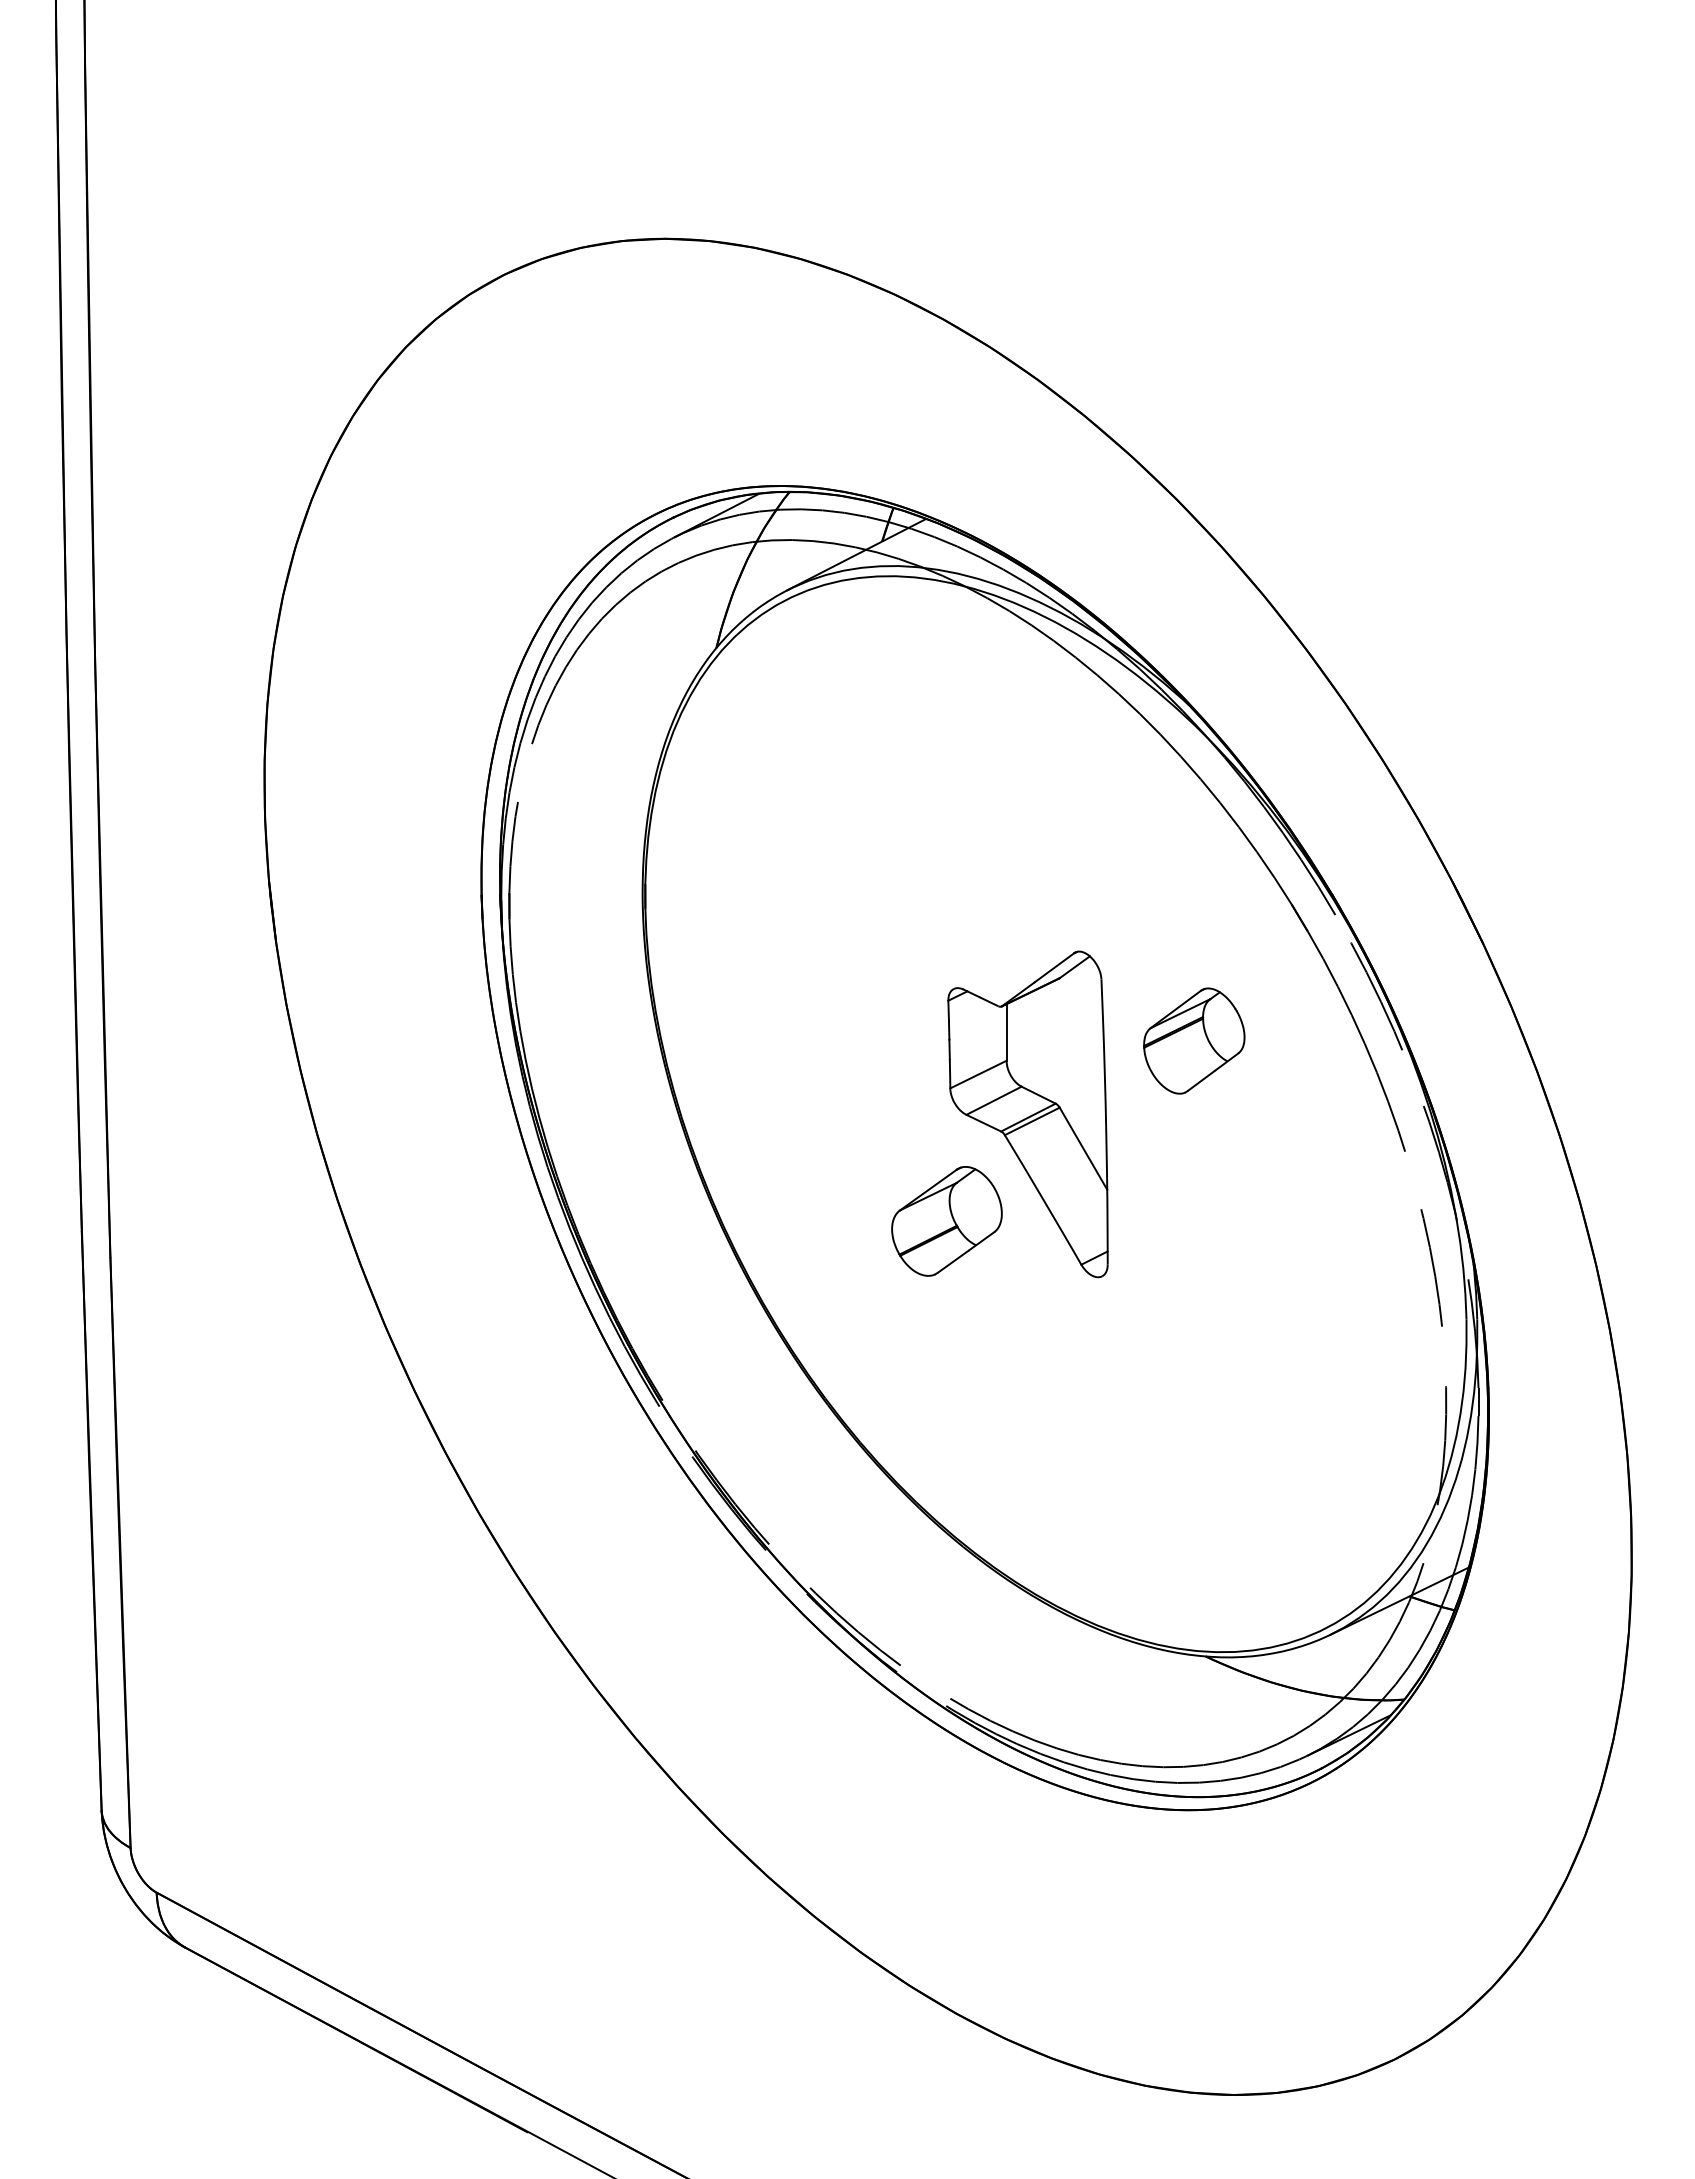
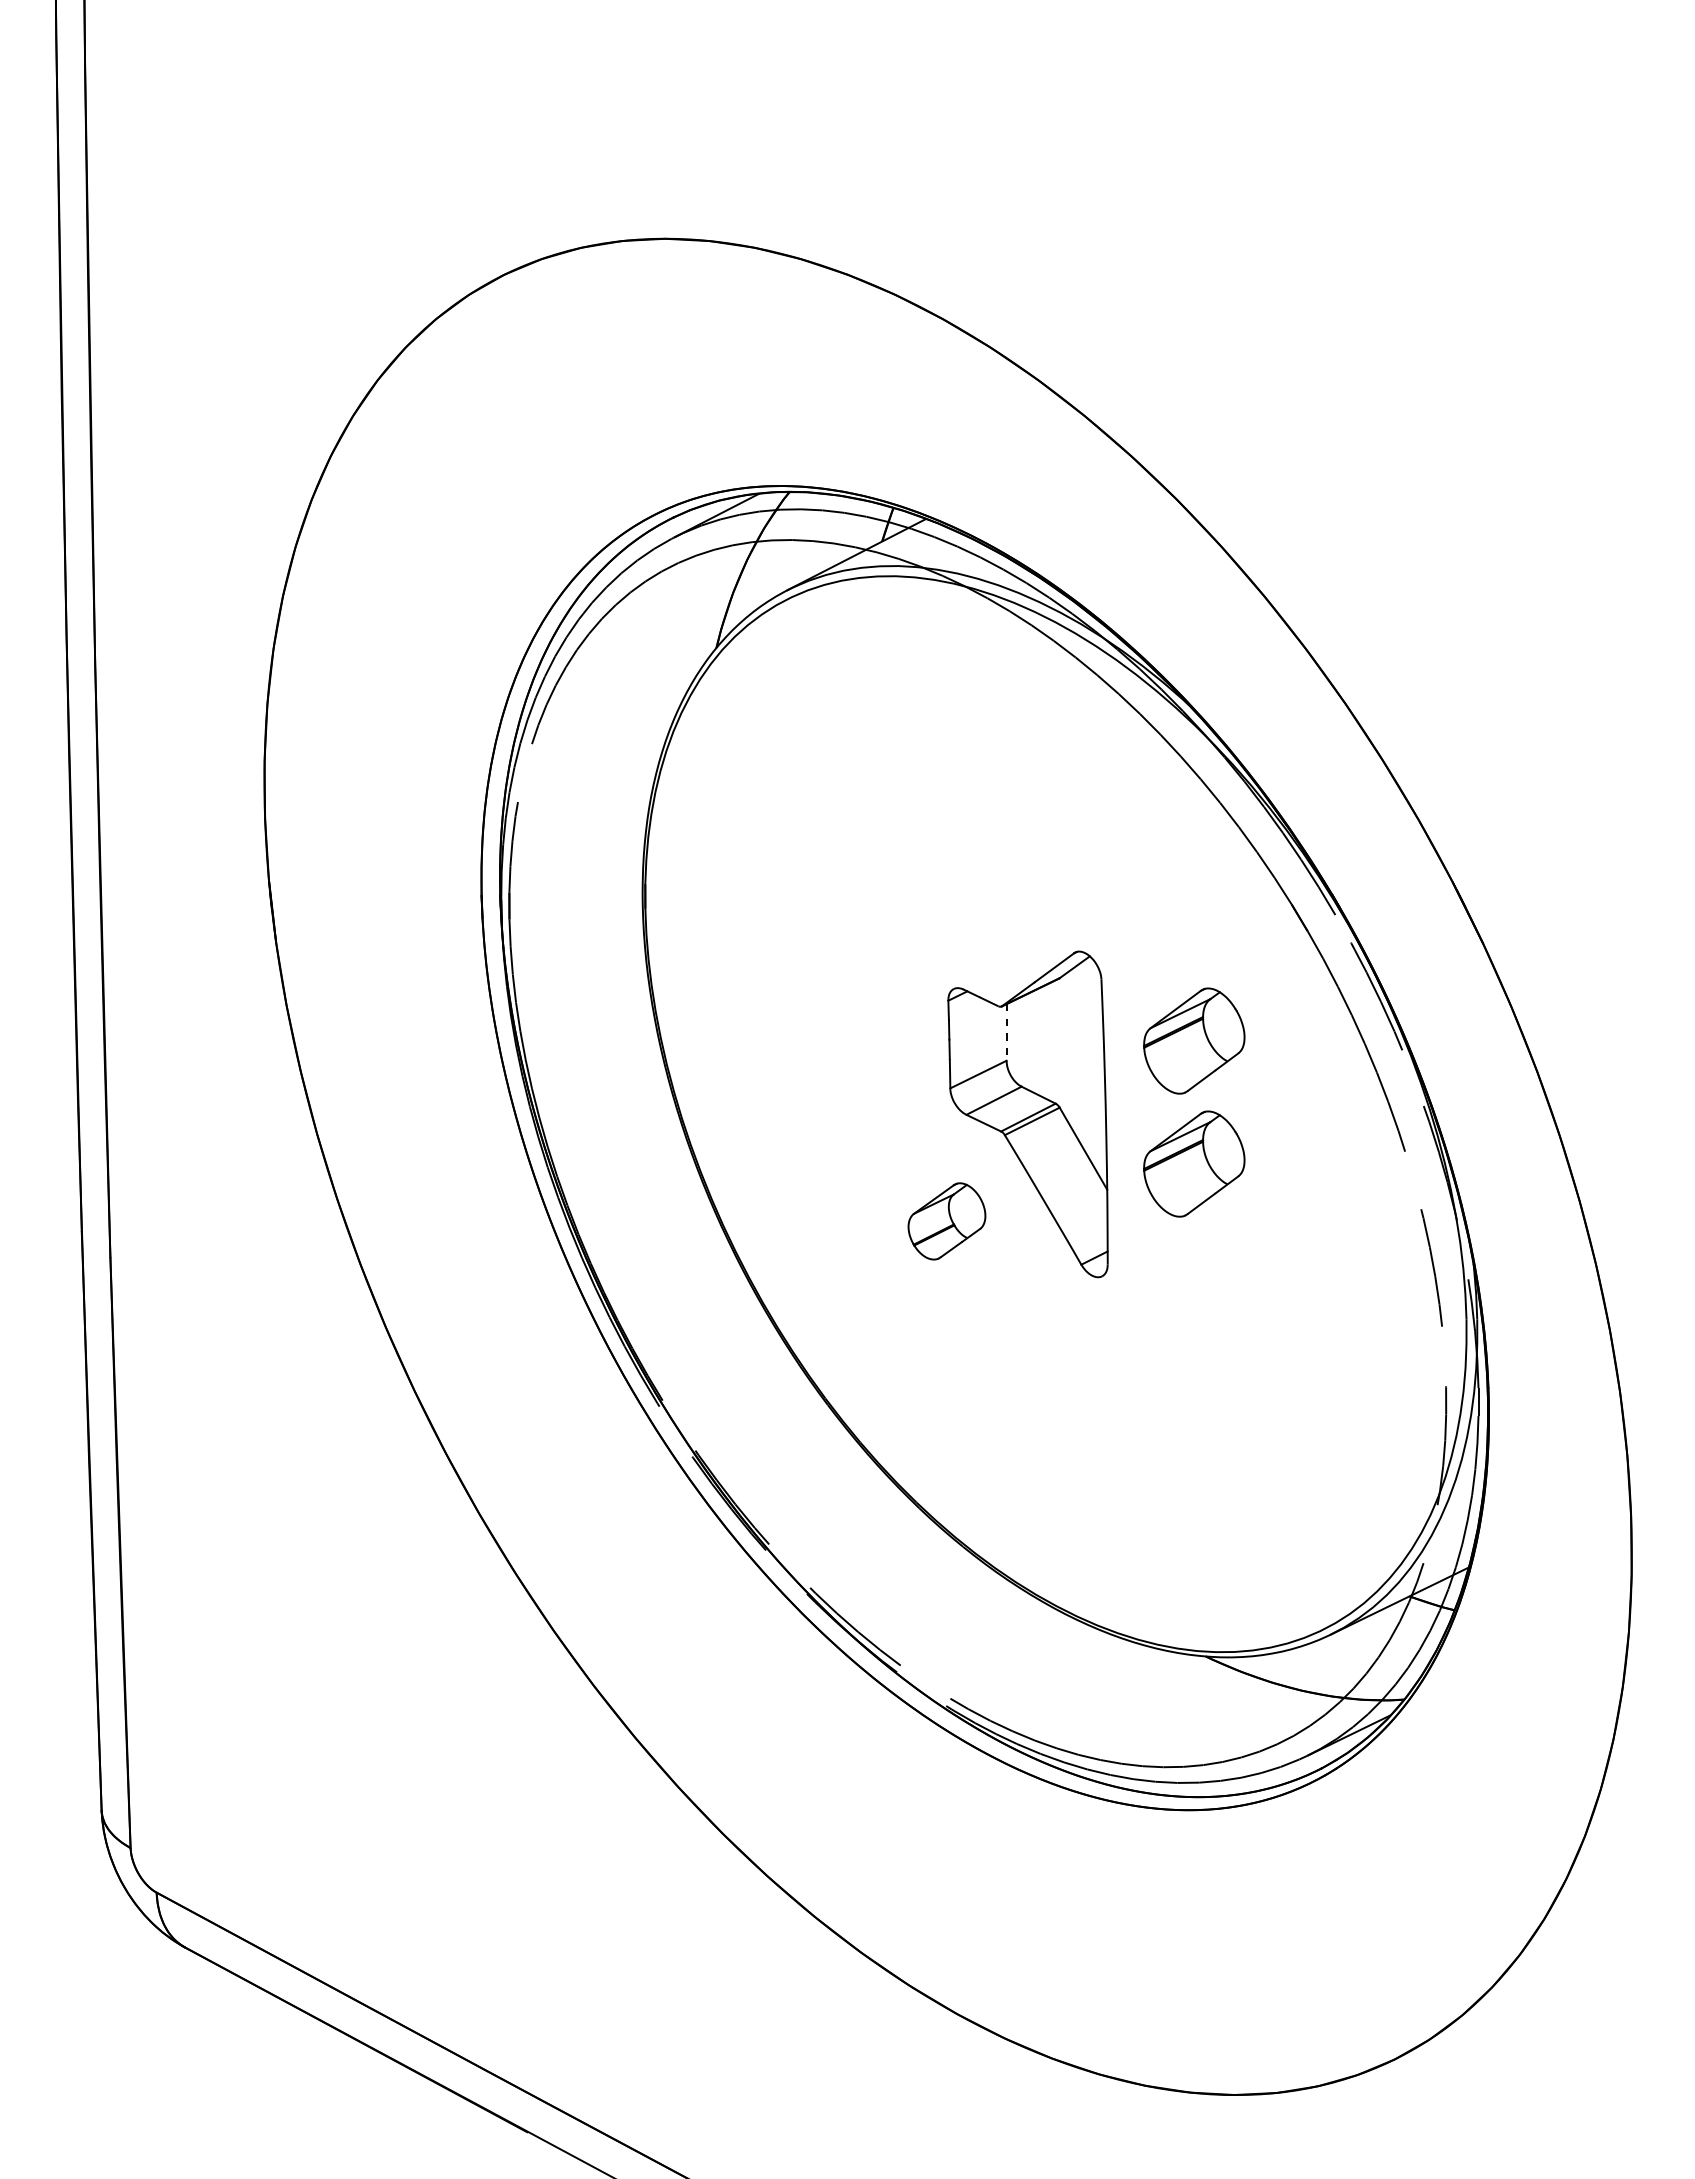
line: solid -> dashed (1006, 1032)
part: none -> present (1194, 1163)
part size: 112x111 px -> 80x79 px (946, 1221)
